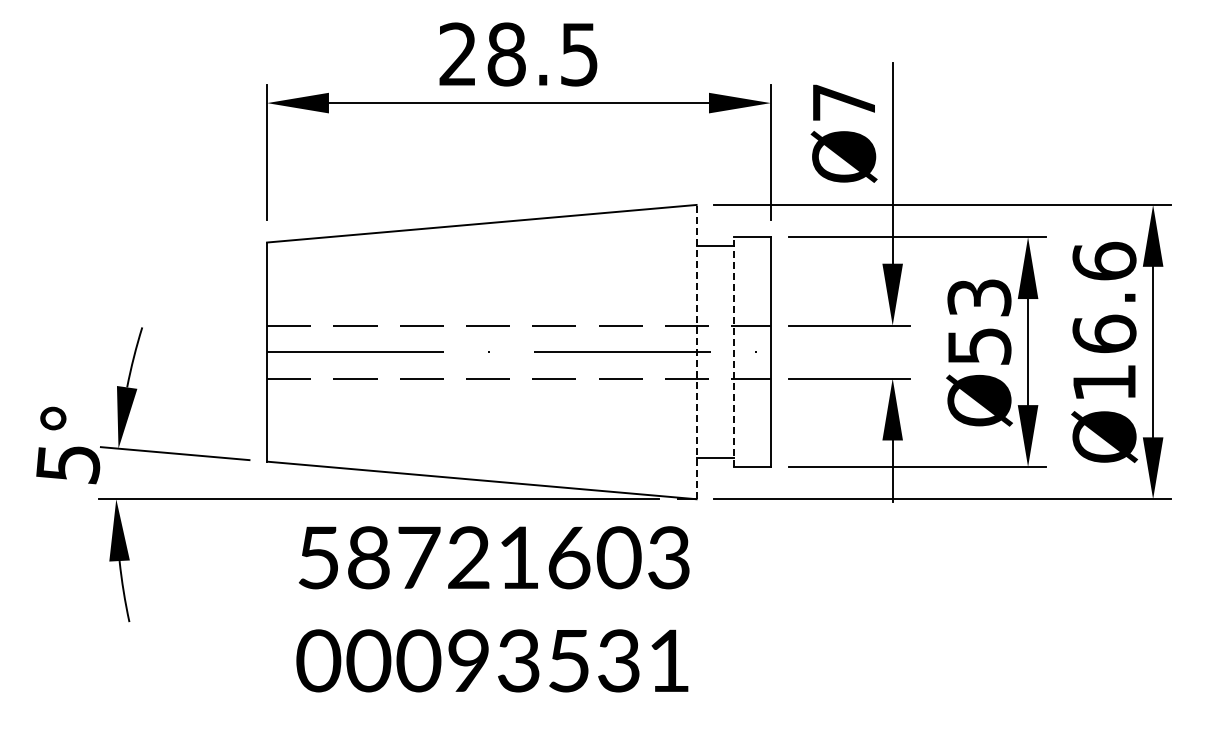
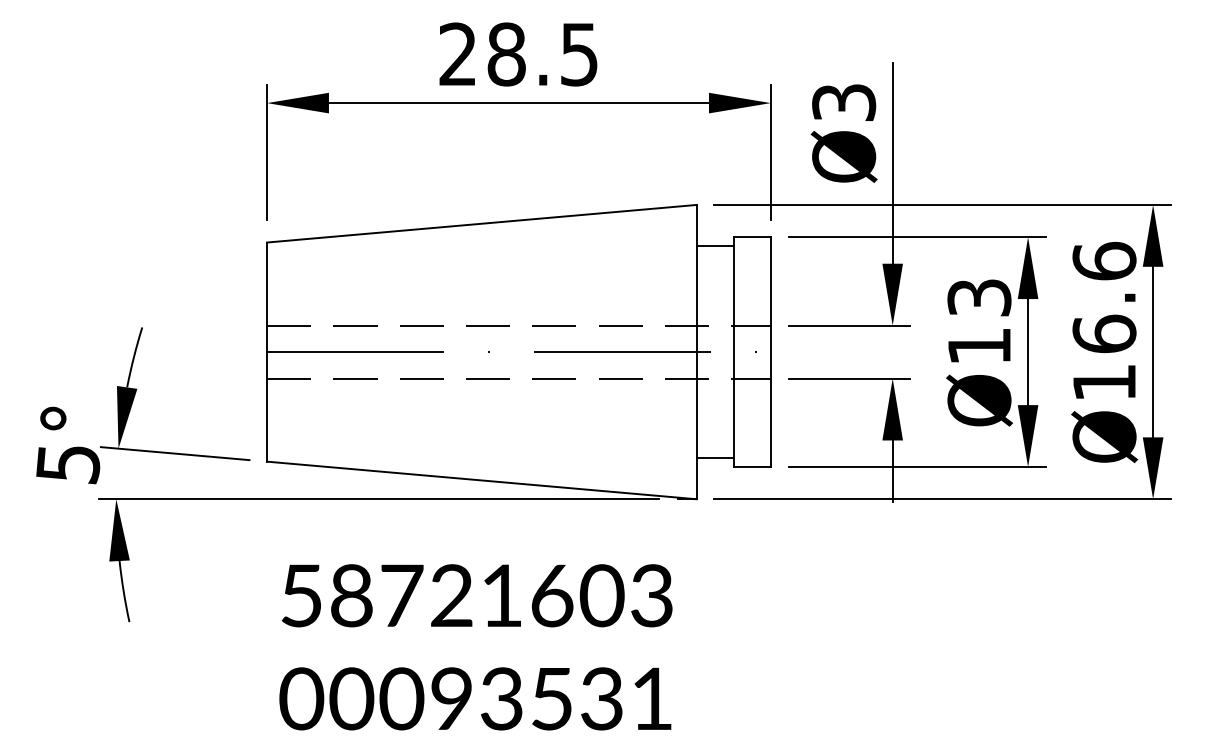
text: Ø7 -> Ø3 (844, 102)
text: Ø53 -> Ø13 (979, 346)
line: dashed -> solid (696, 351)
line: dashed -> solid (733, 352)
text position: (492, 609) -> (475, 647) (475, 647)
